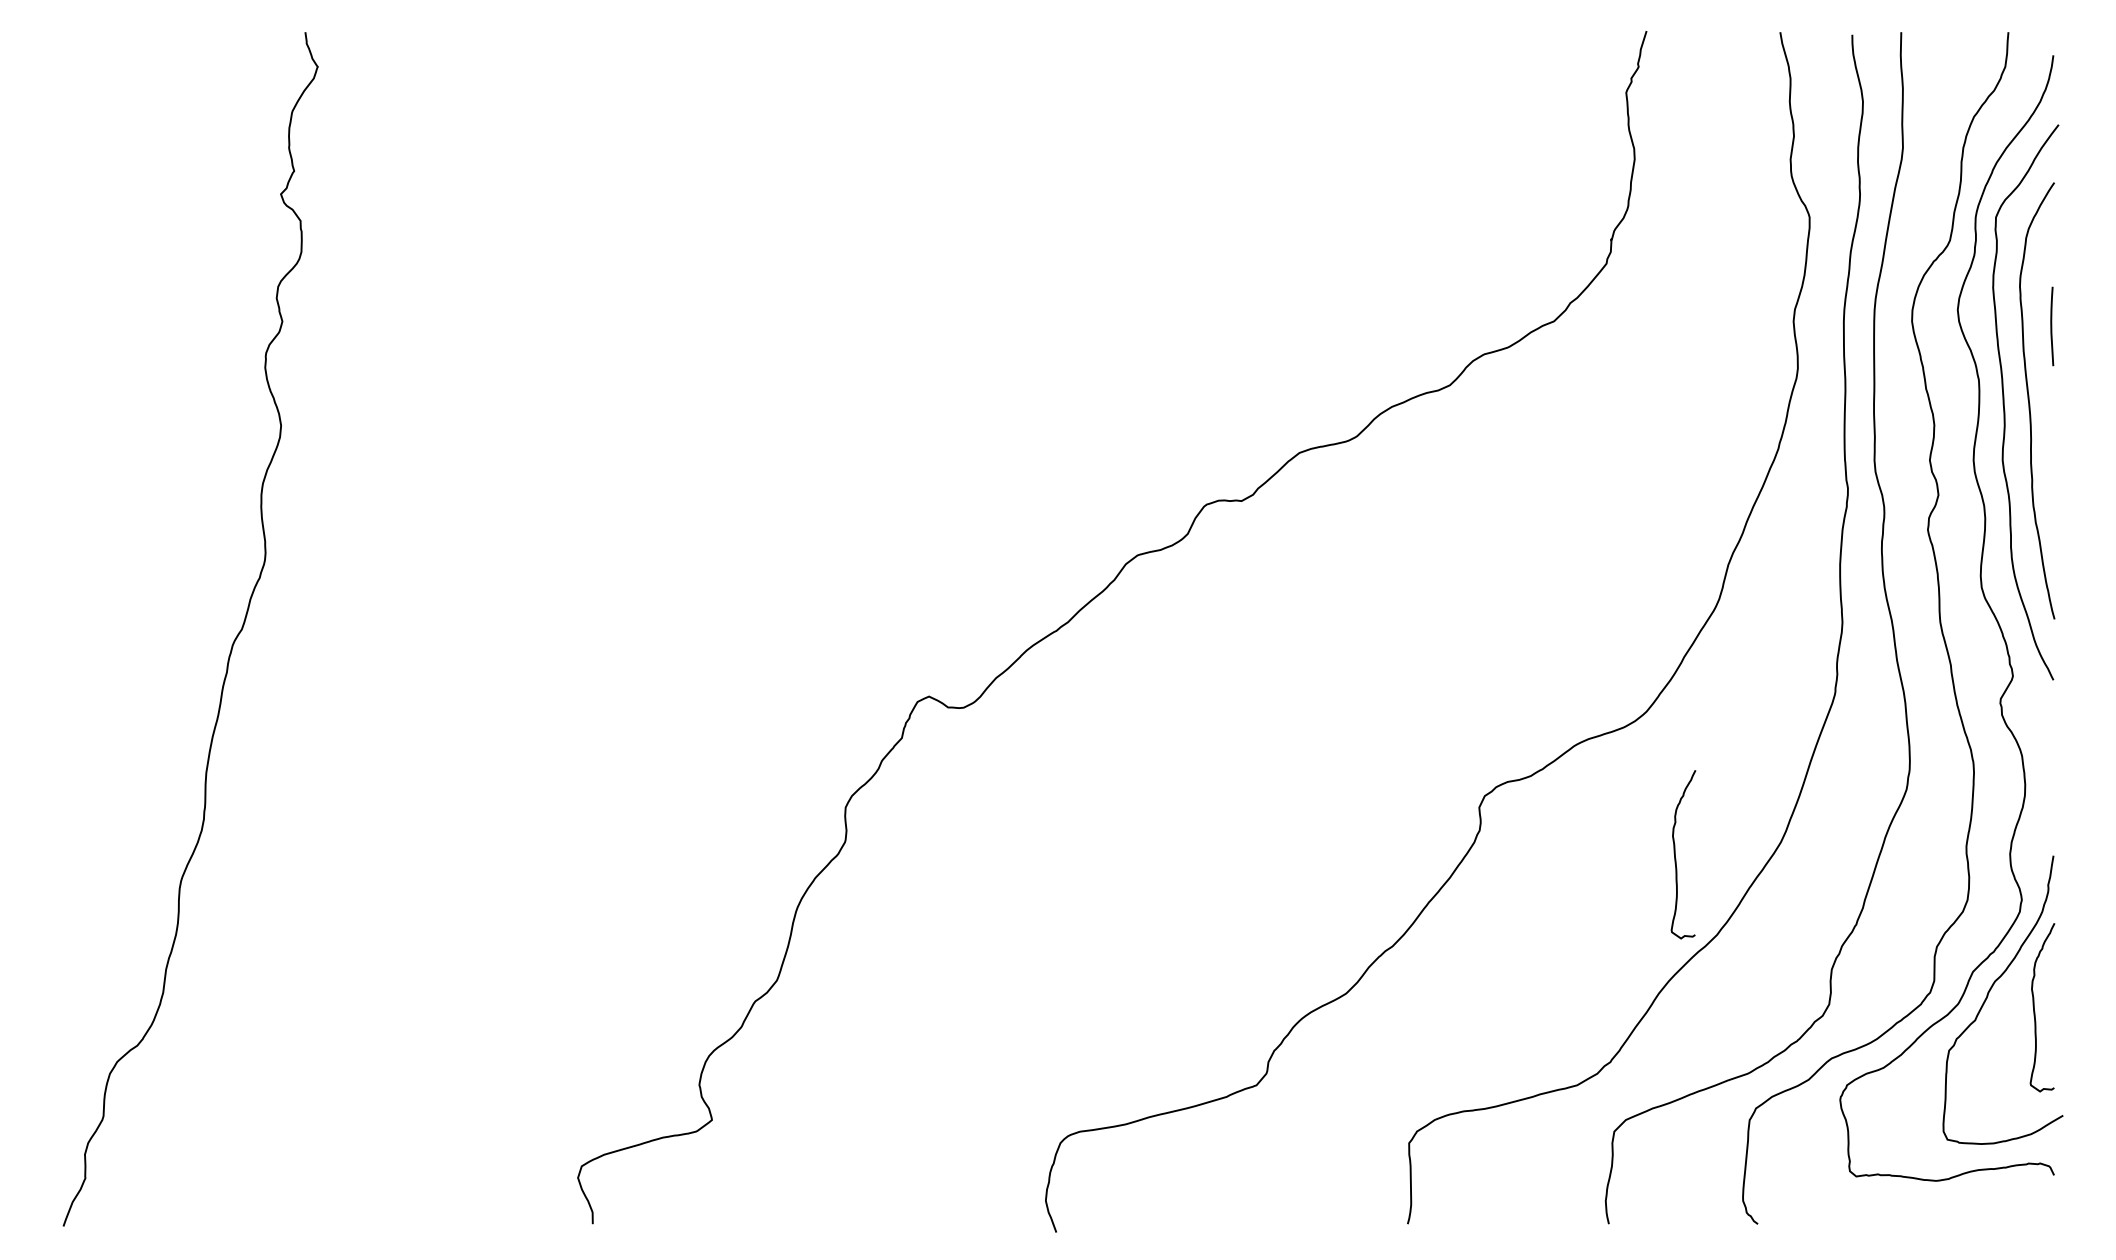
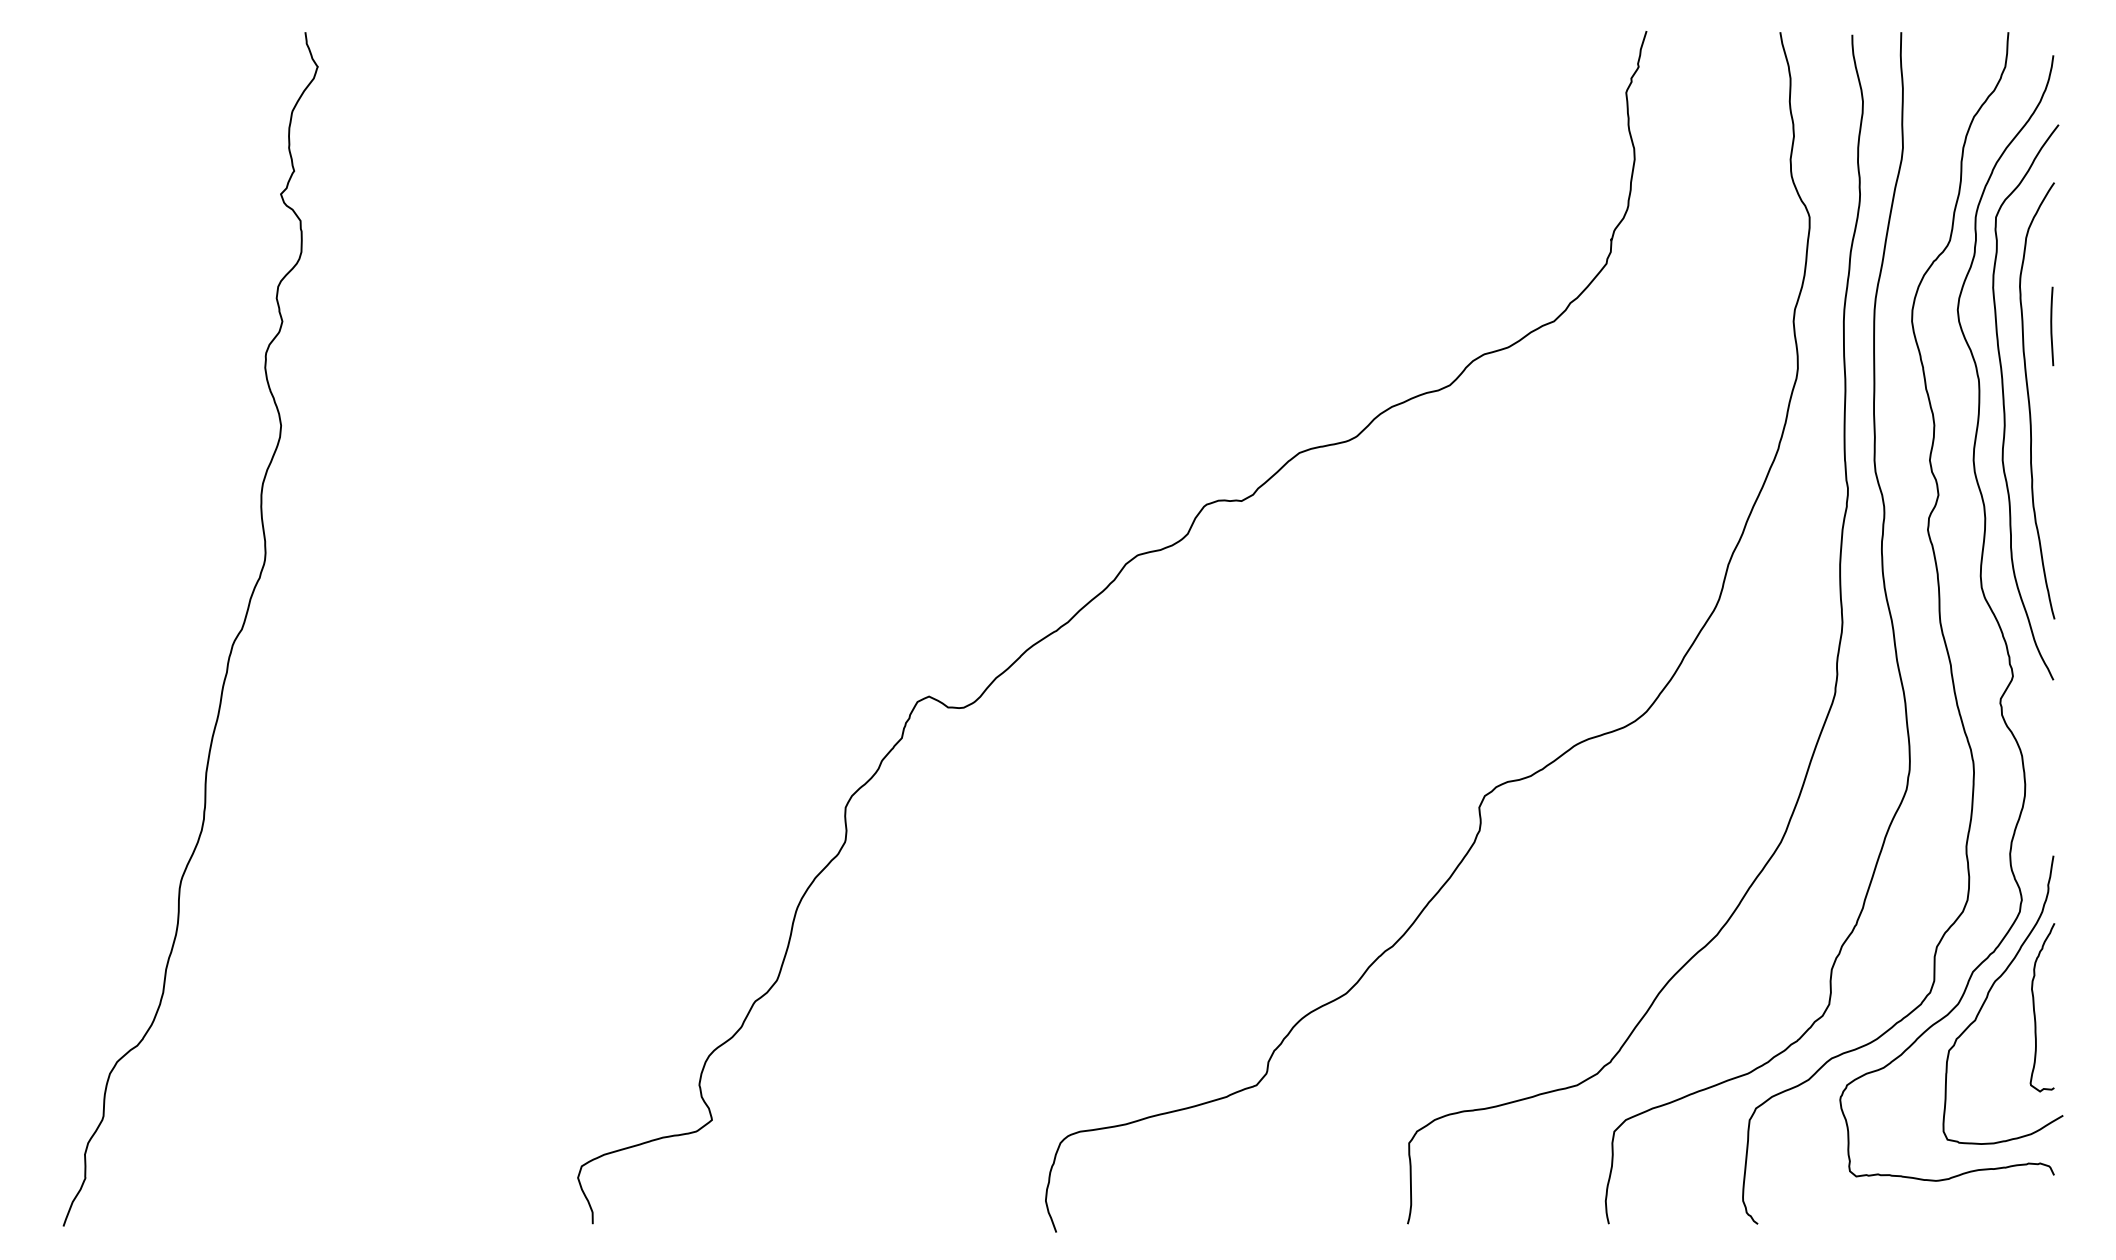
curve: present -> none (1675, 854)
